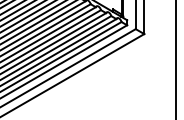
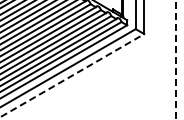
line: solid -> dashed (175, 60)
line: solid -> dashed (72, 75)
